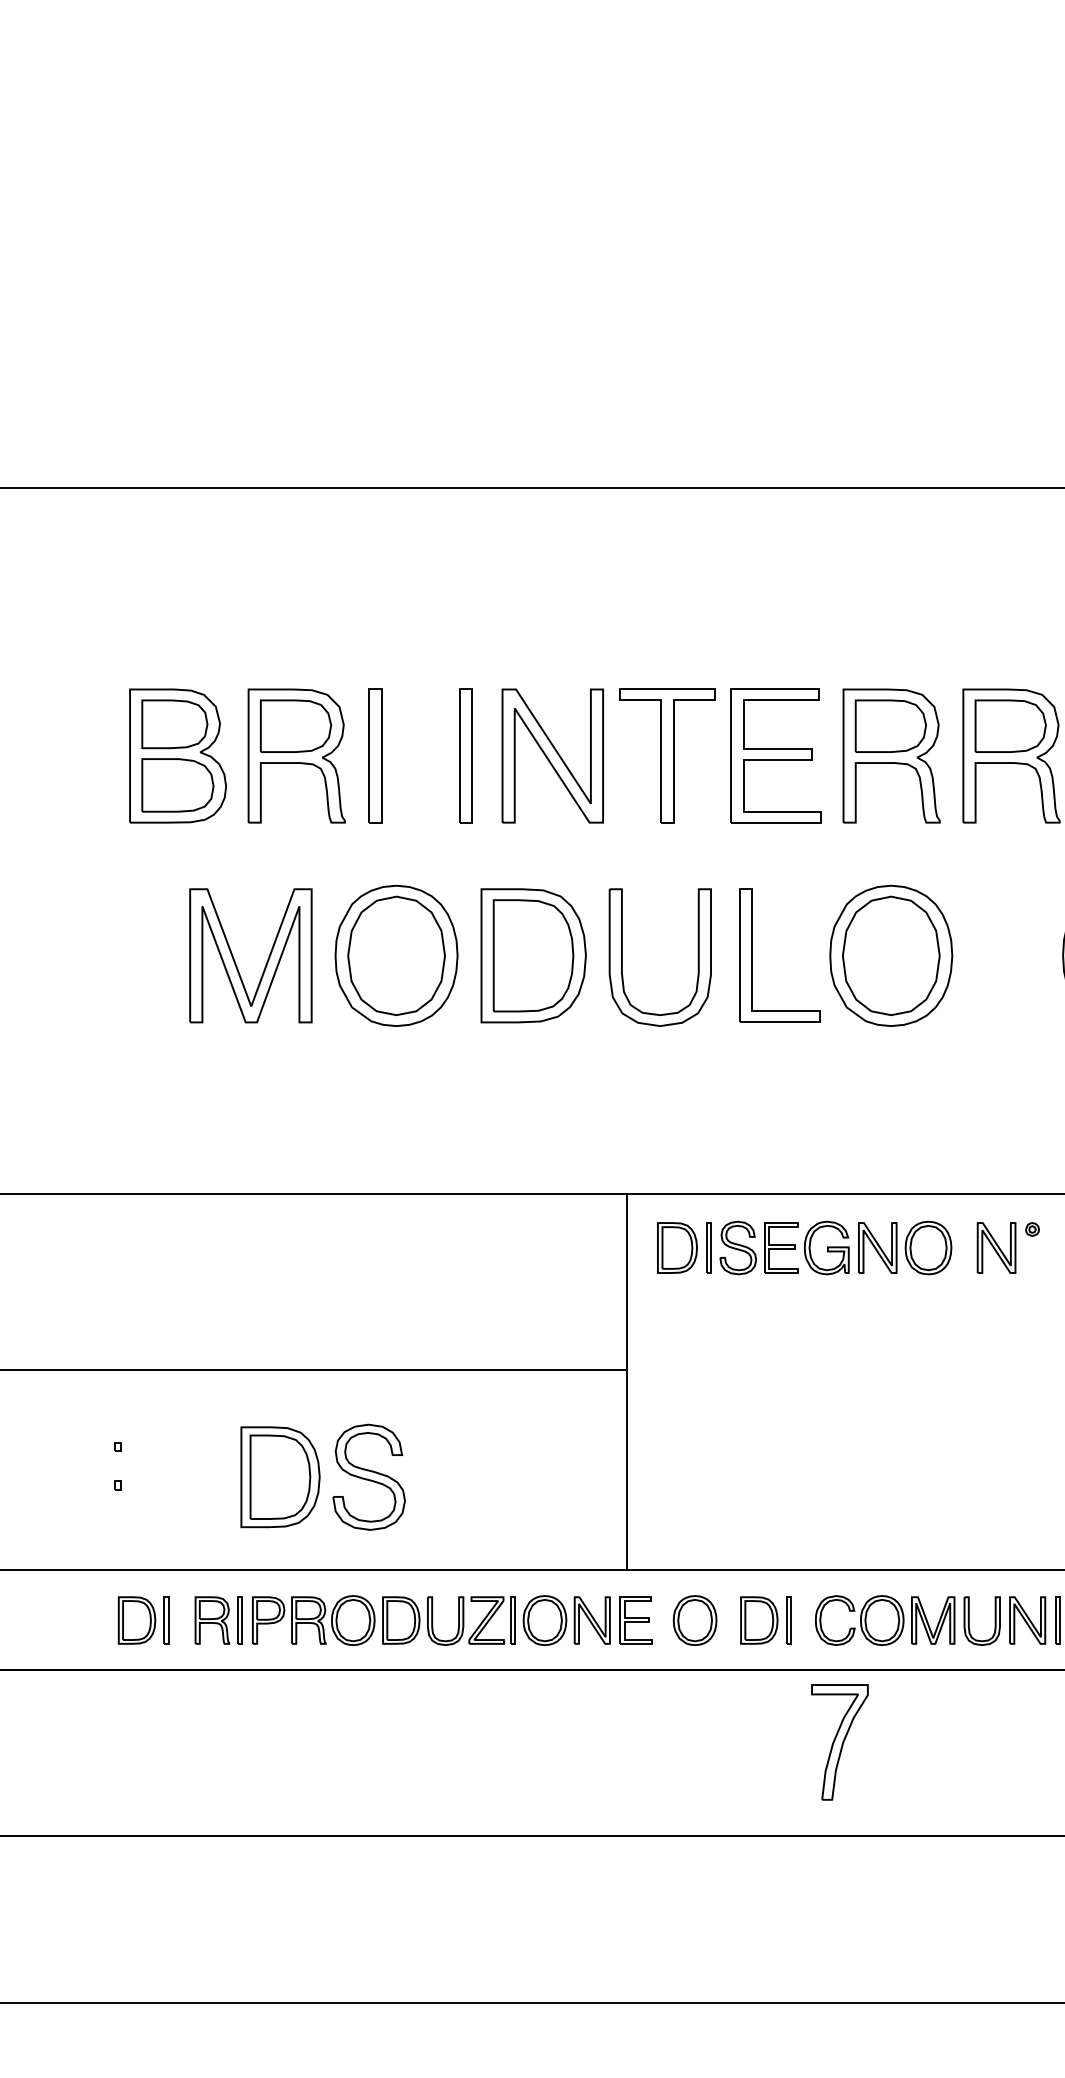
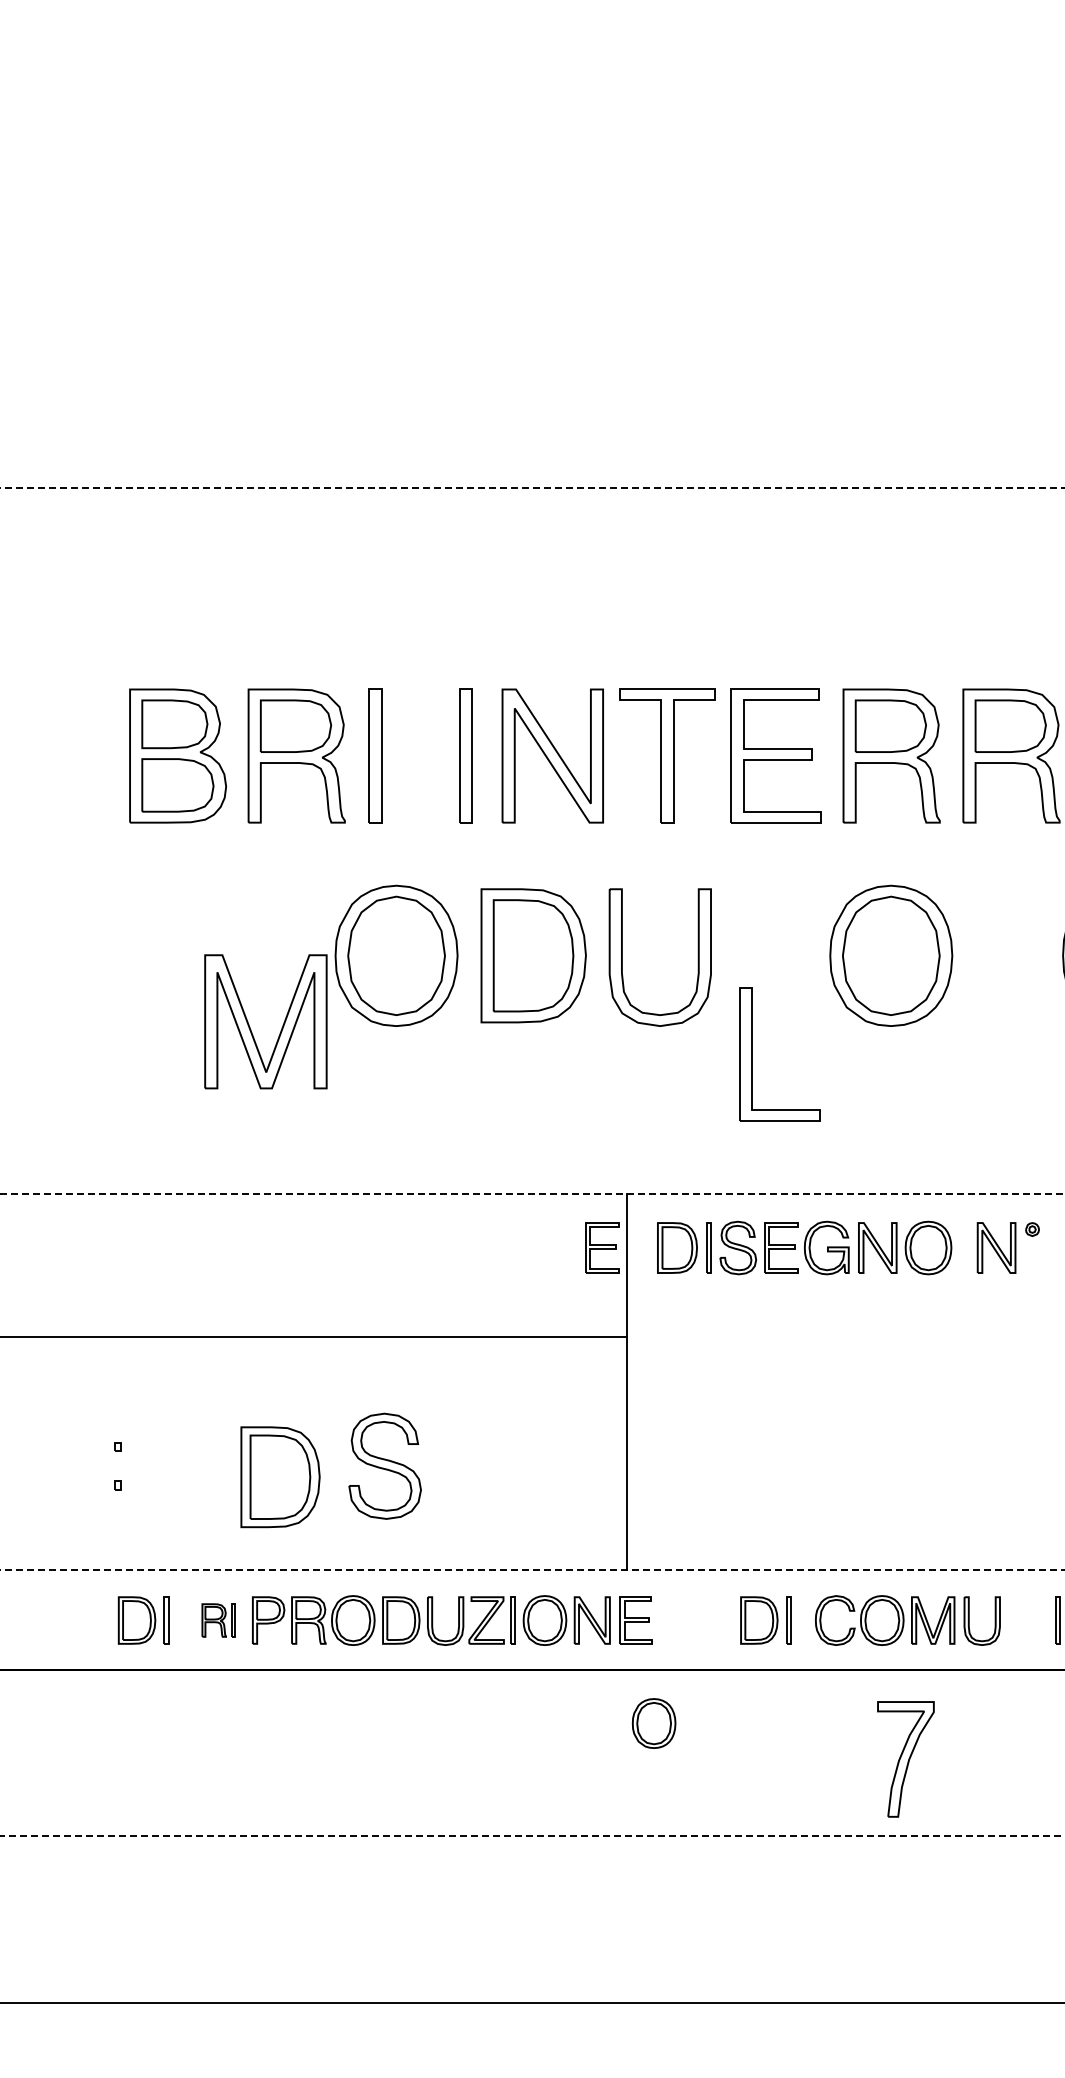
line: solid -> dashed (532, 487)
part position: (752, 955) -> (752, 1054) (752, 1054)
part position: (236, 963) -> (251, 1029) (251, 1029)
line: solid -> dashed (532, 1193)
part: none -> present (602, 1247)
line position: (314, 1370) -> (314, 1337) (314, 1337)
part position: (368, 1476) -> (384, 1465) (384, 1465)
line: solid -> dashed (532, 1569)
part size: 49x49 px -> 35x35 px (218, 1620)
part position: (694, 1620) -> (653, 1723) (653, 1723)
part: present -> none (1027, 1620)
part position: (839, 1742) -> (905, 1759) (905, 1759)
line: solid -> dashed (532, 1836)
